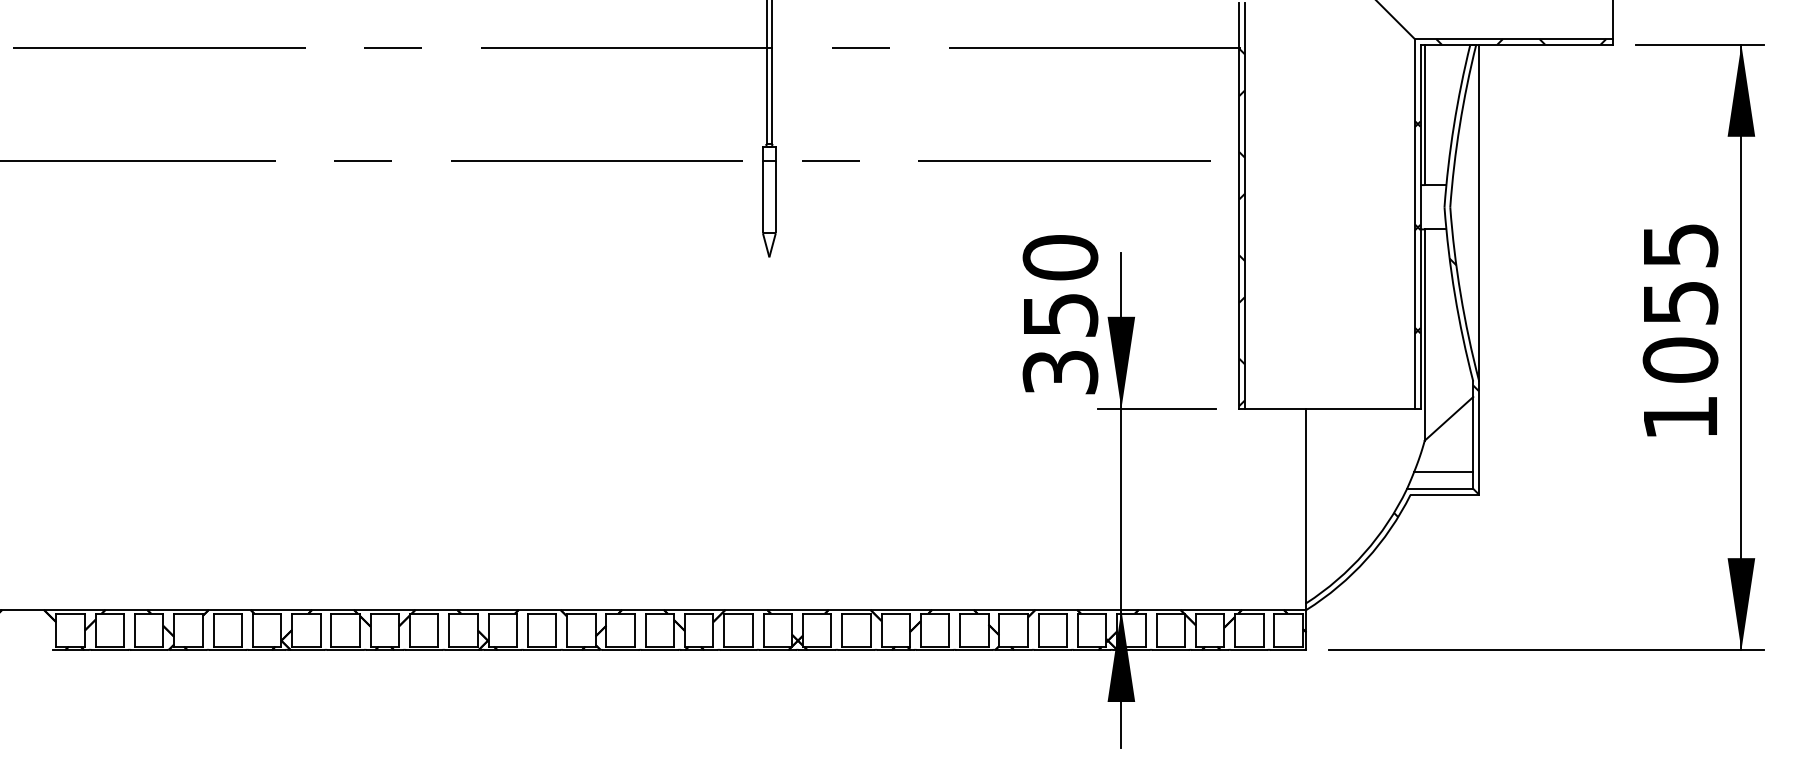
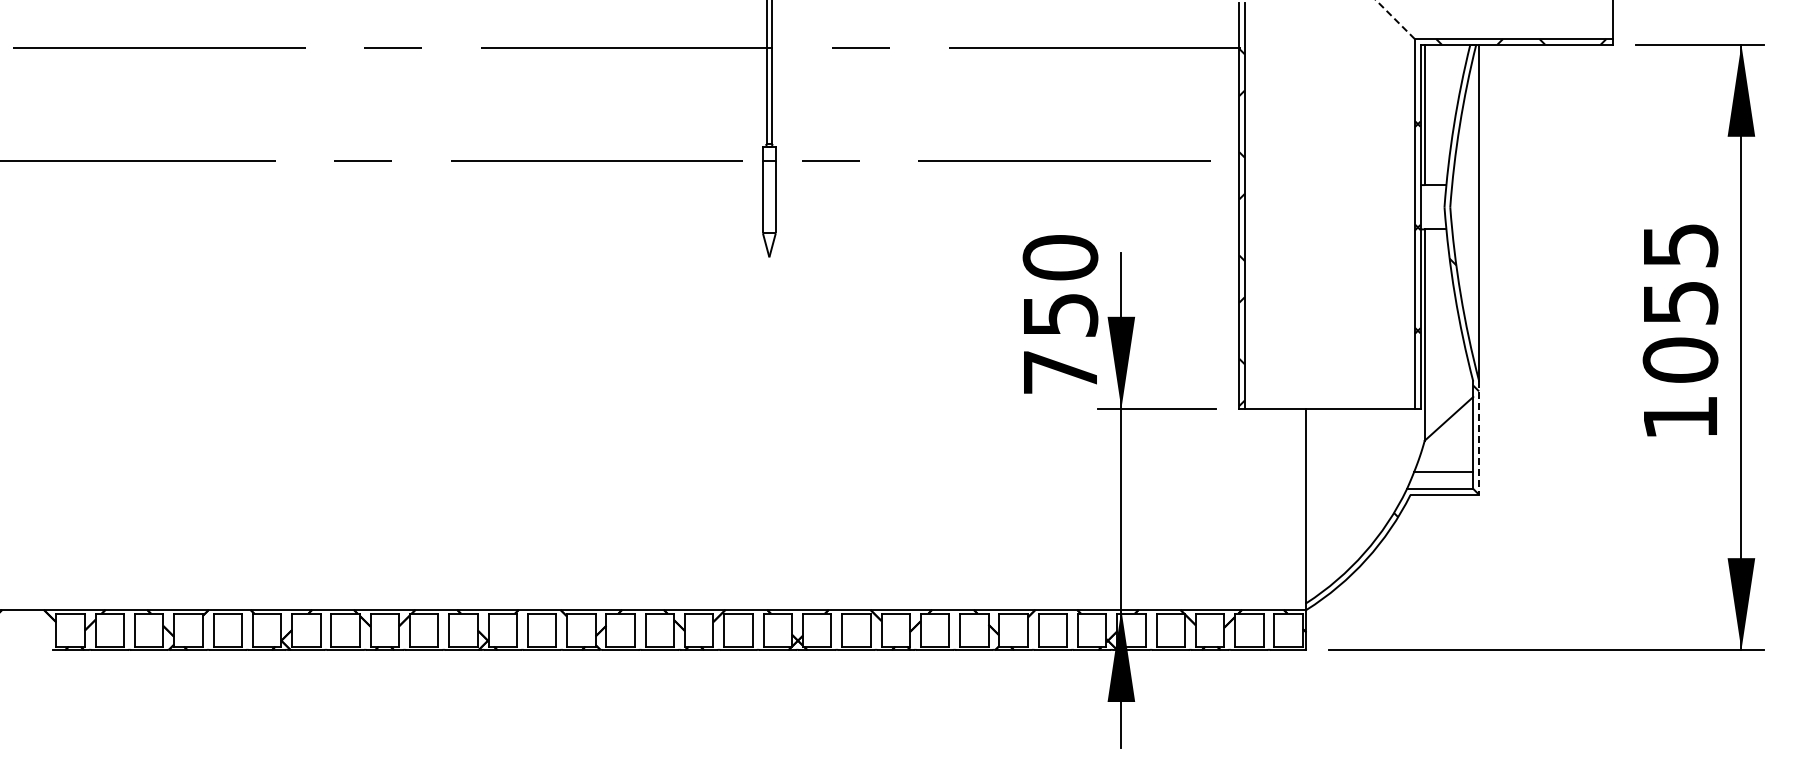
line: solid -> dashed (1395, 19)
text: 350 -> 750 (1060, 372)
line: solid -> dashed (1479, 438)
